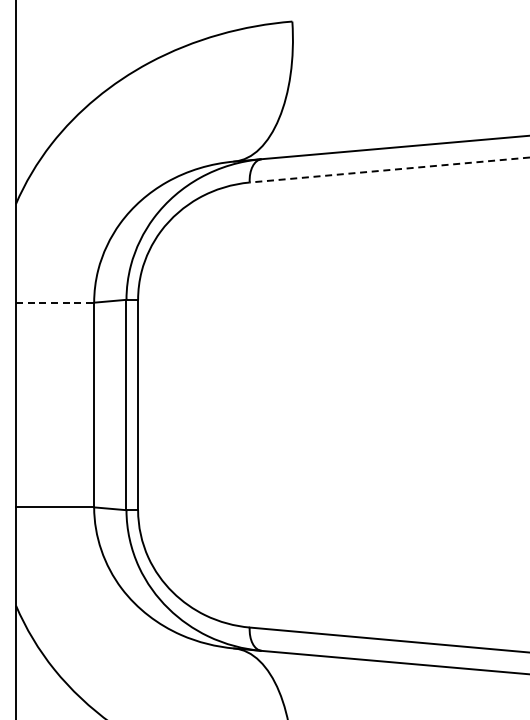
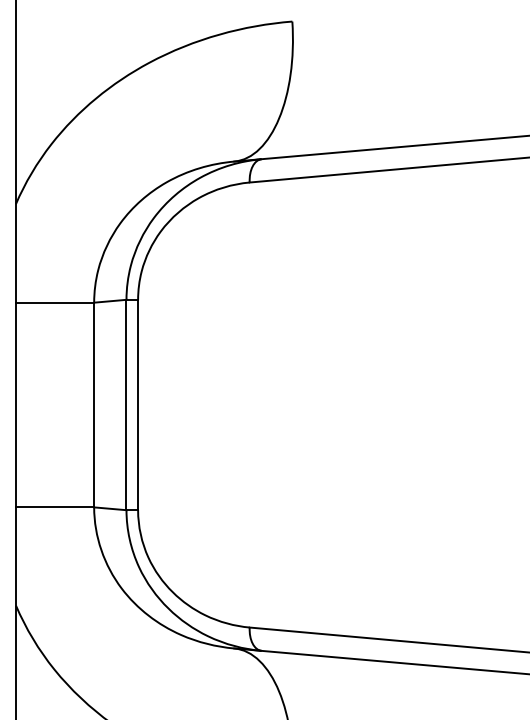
line: dashed -> solid (389, 170)
line: dashed -> solid (55, 302)
